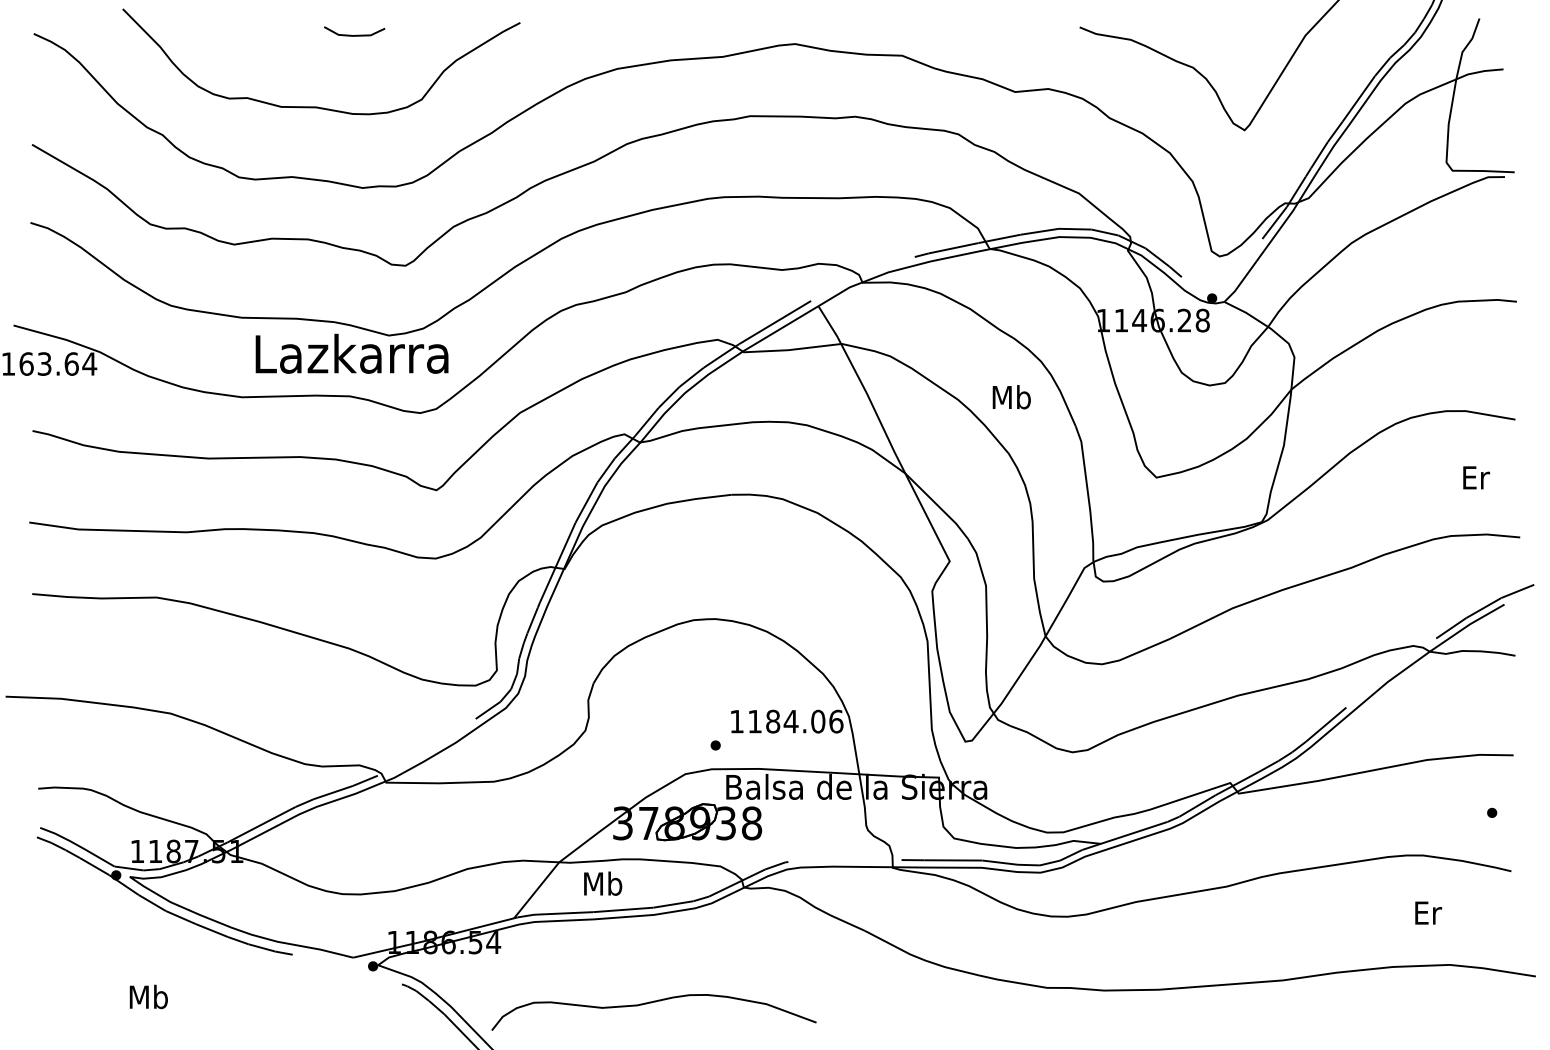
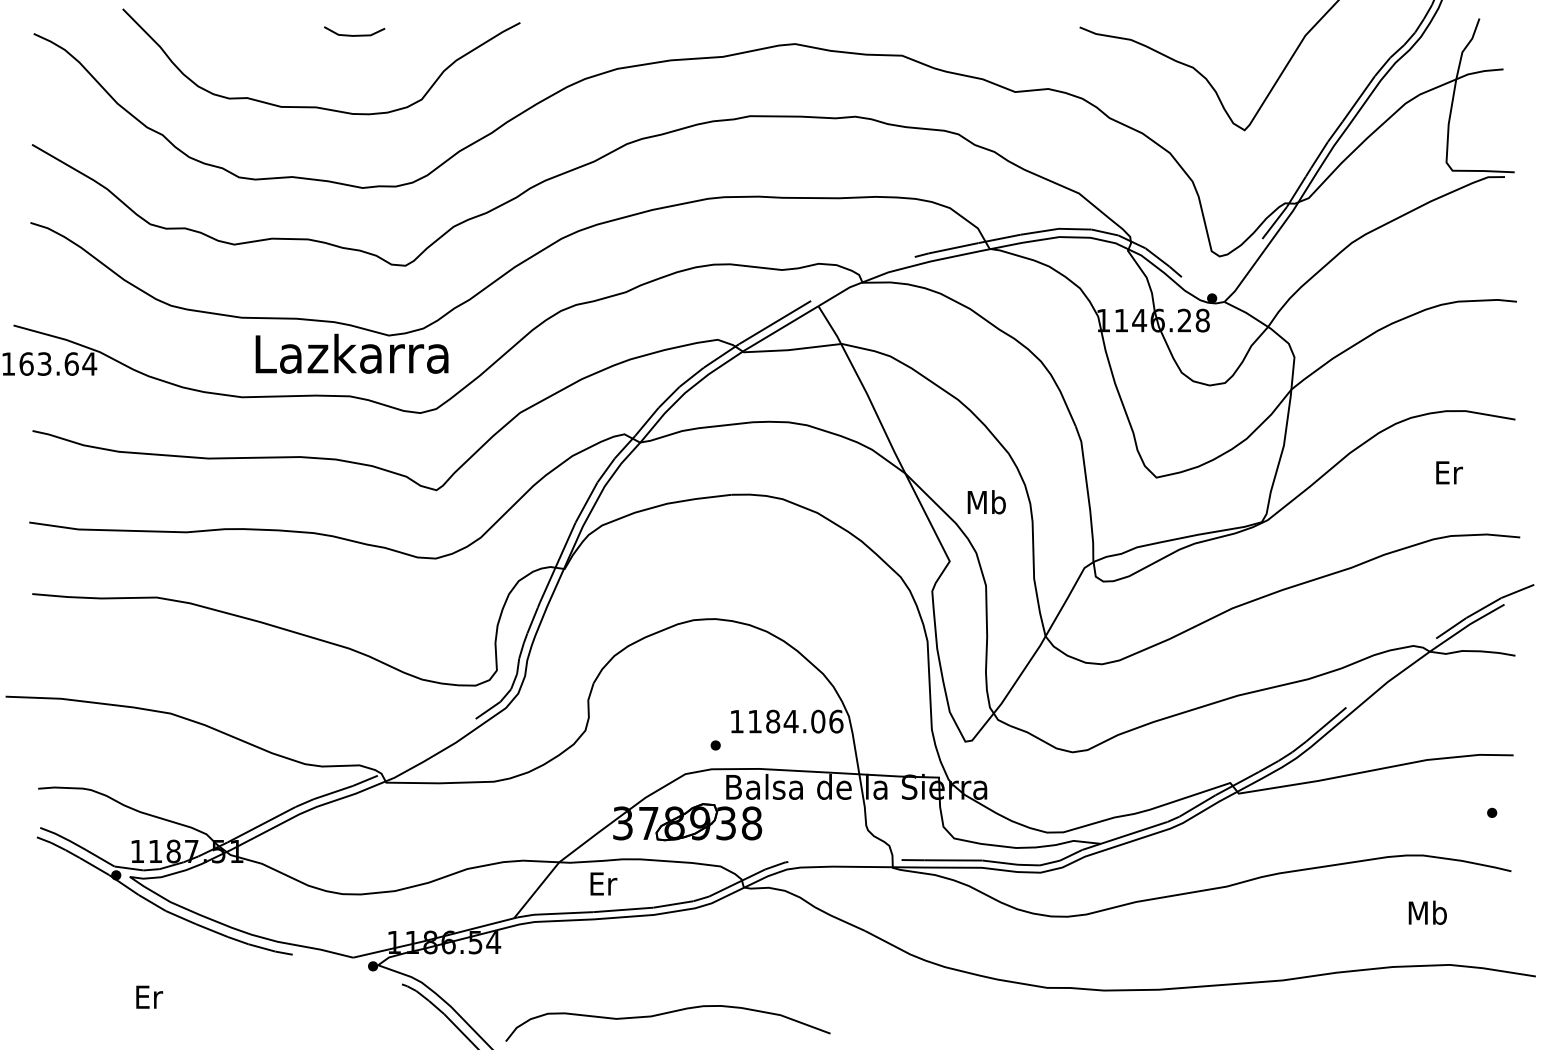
text position: (1011, 397) -> (986, 502) (986, 502)
text position: (1476, 477) -> (1449, 472) (1449, 472)
text: Mb -> Er (603, 883)
text: Er -> Mb (1427, 912)
text: Mb -> Er (148, 996)
curve position: (651, 1003) -> (665, 1014) (665, 1014)
